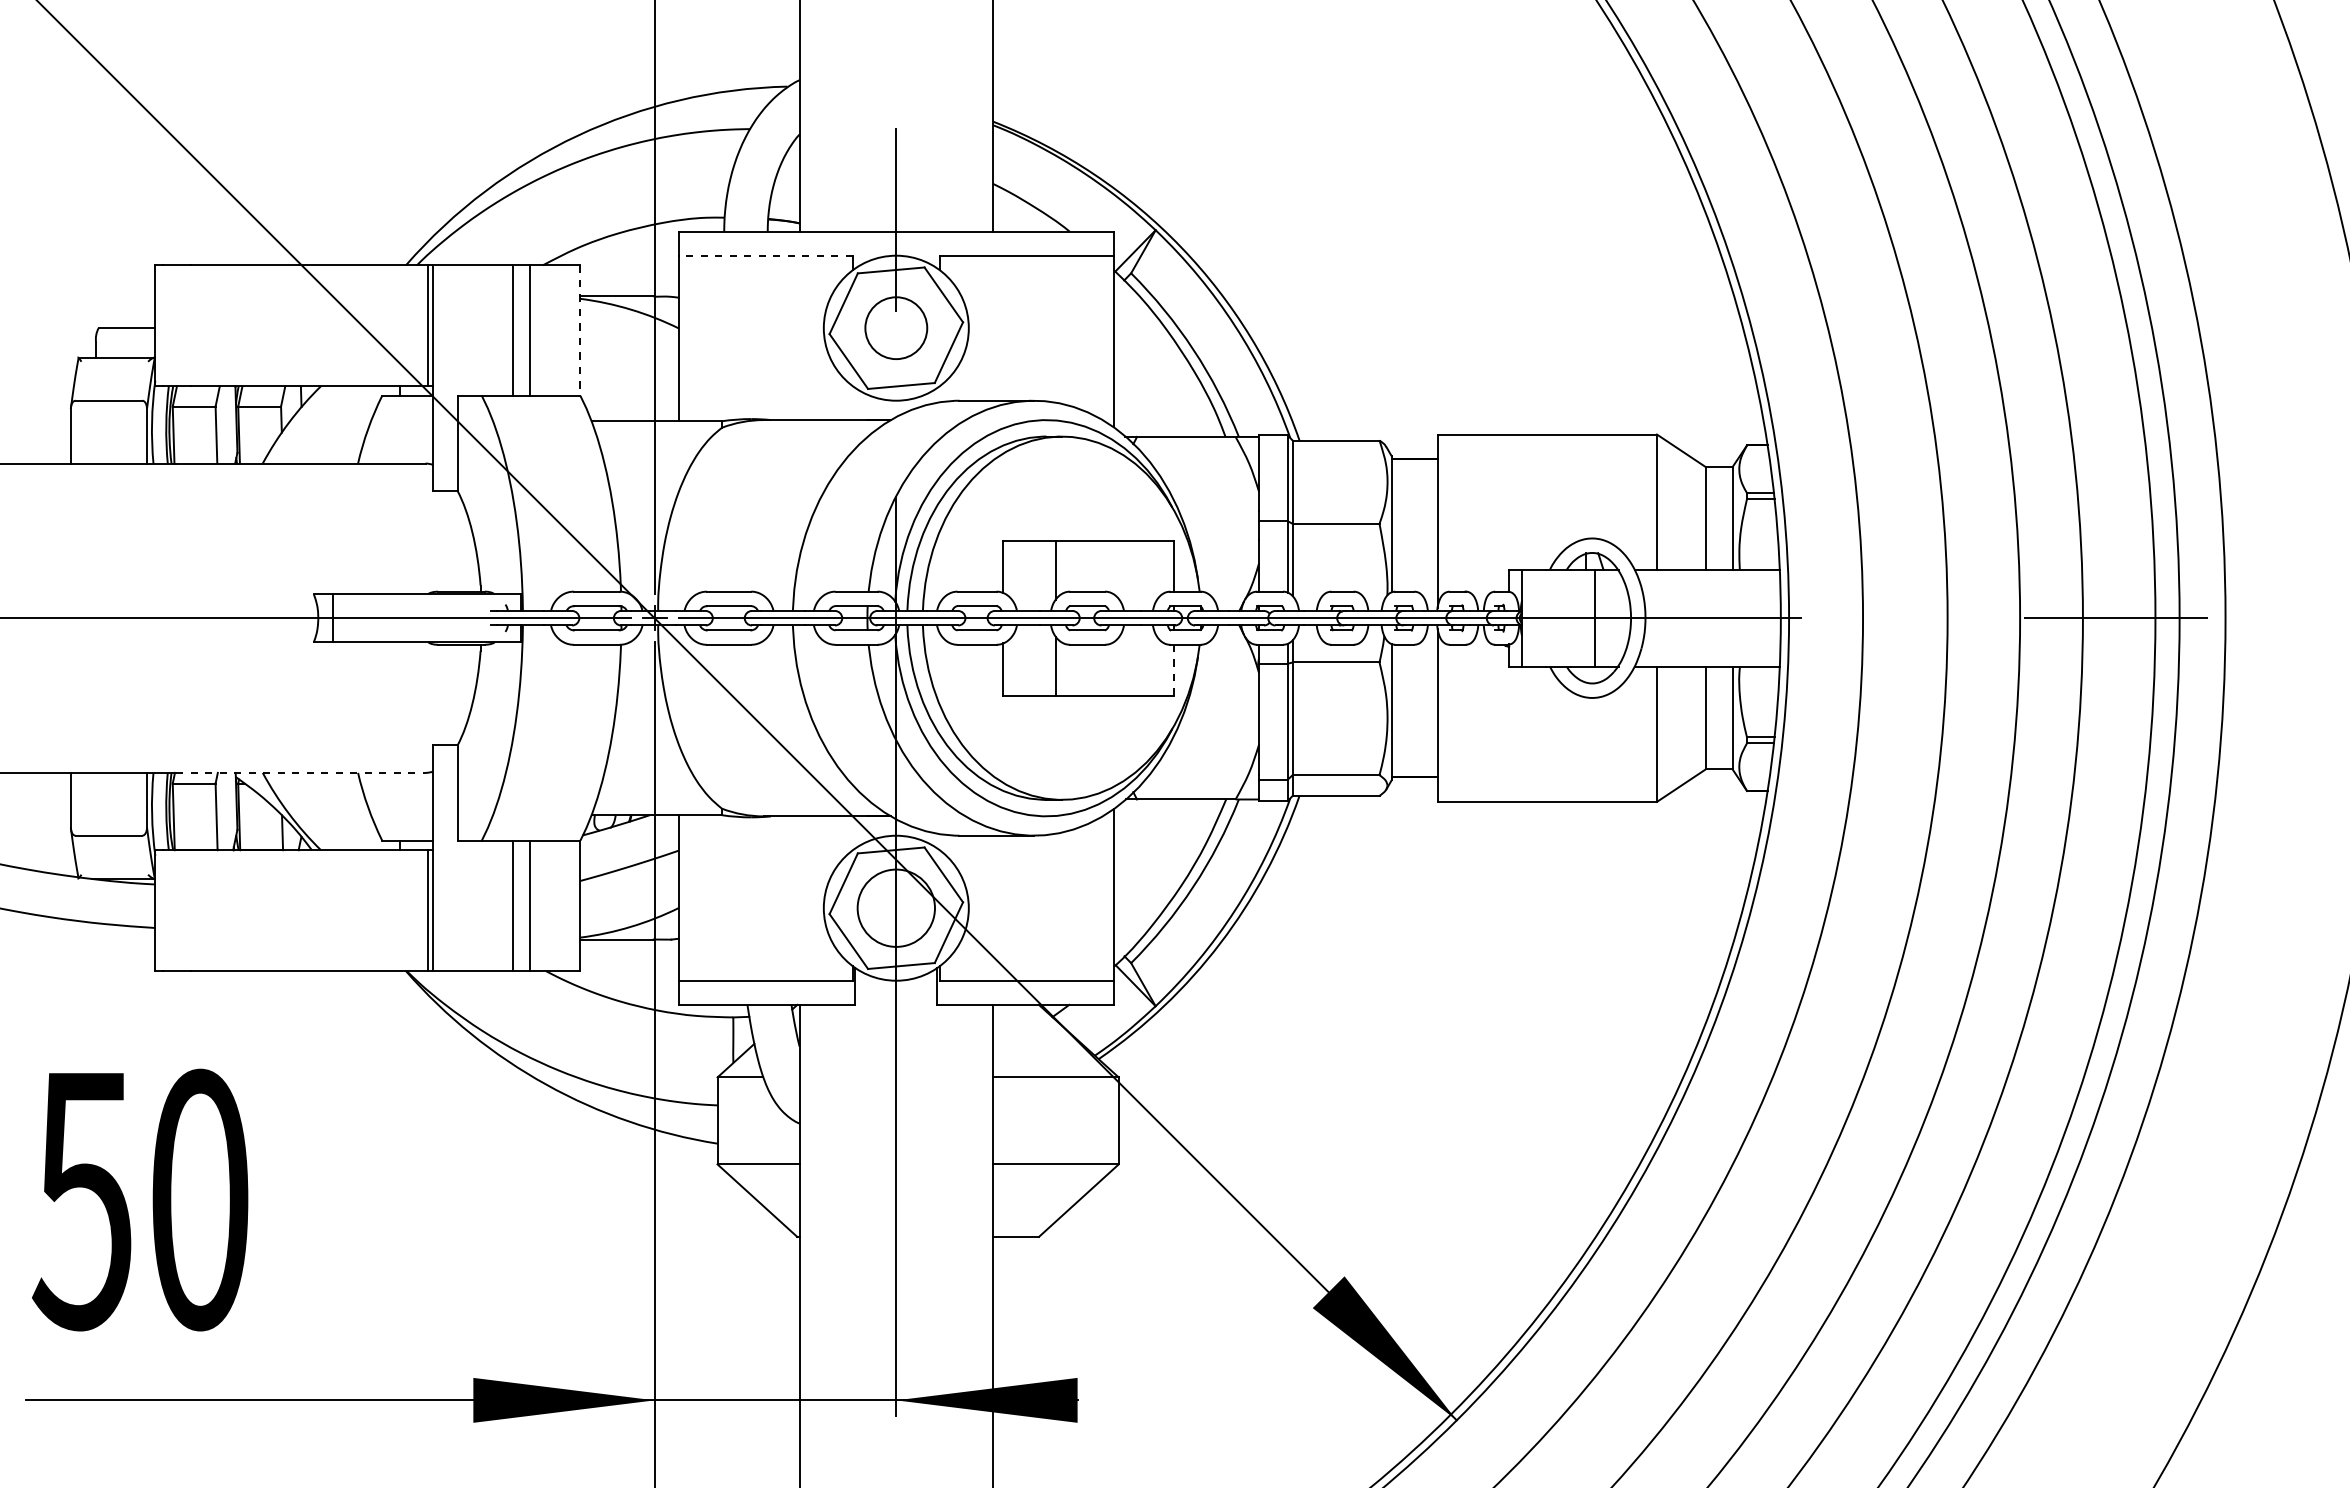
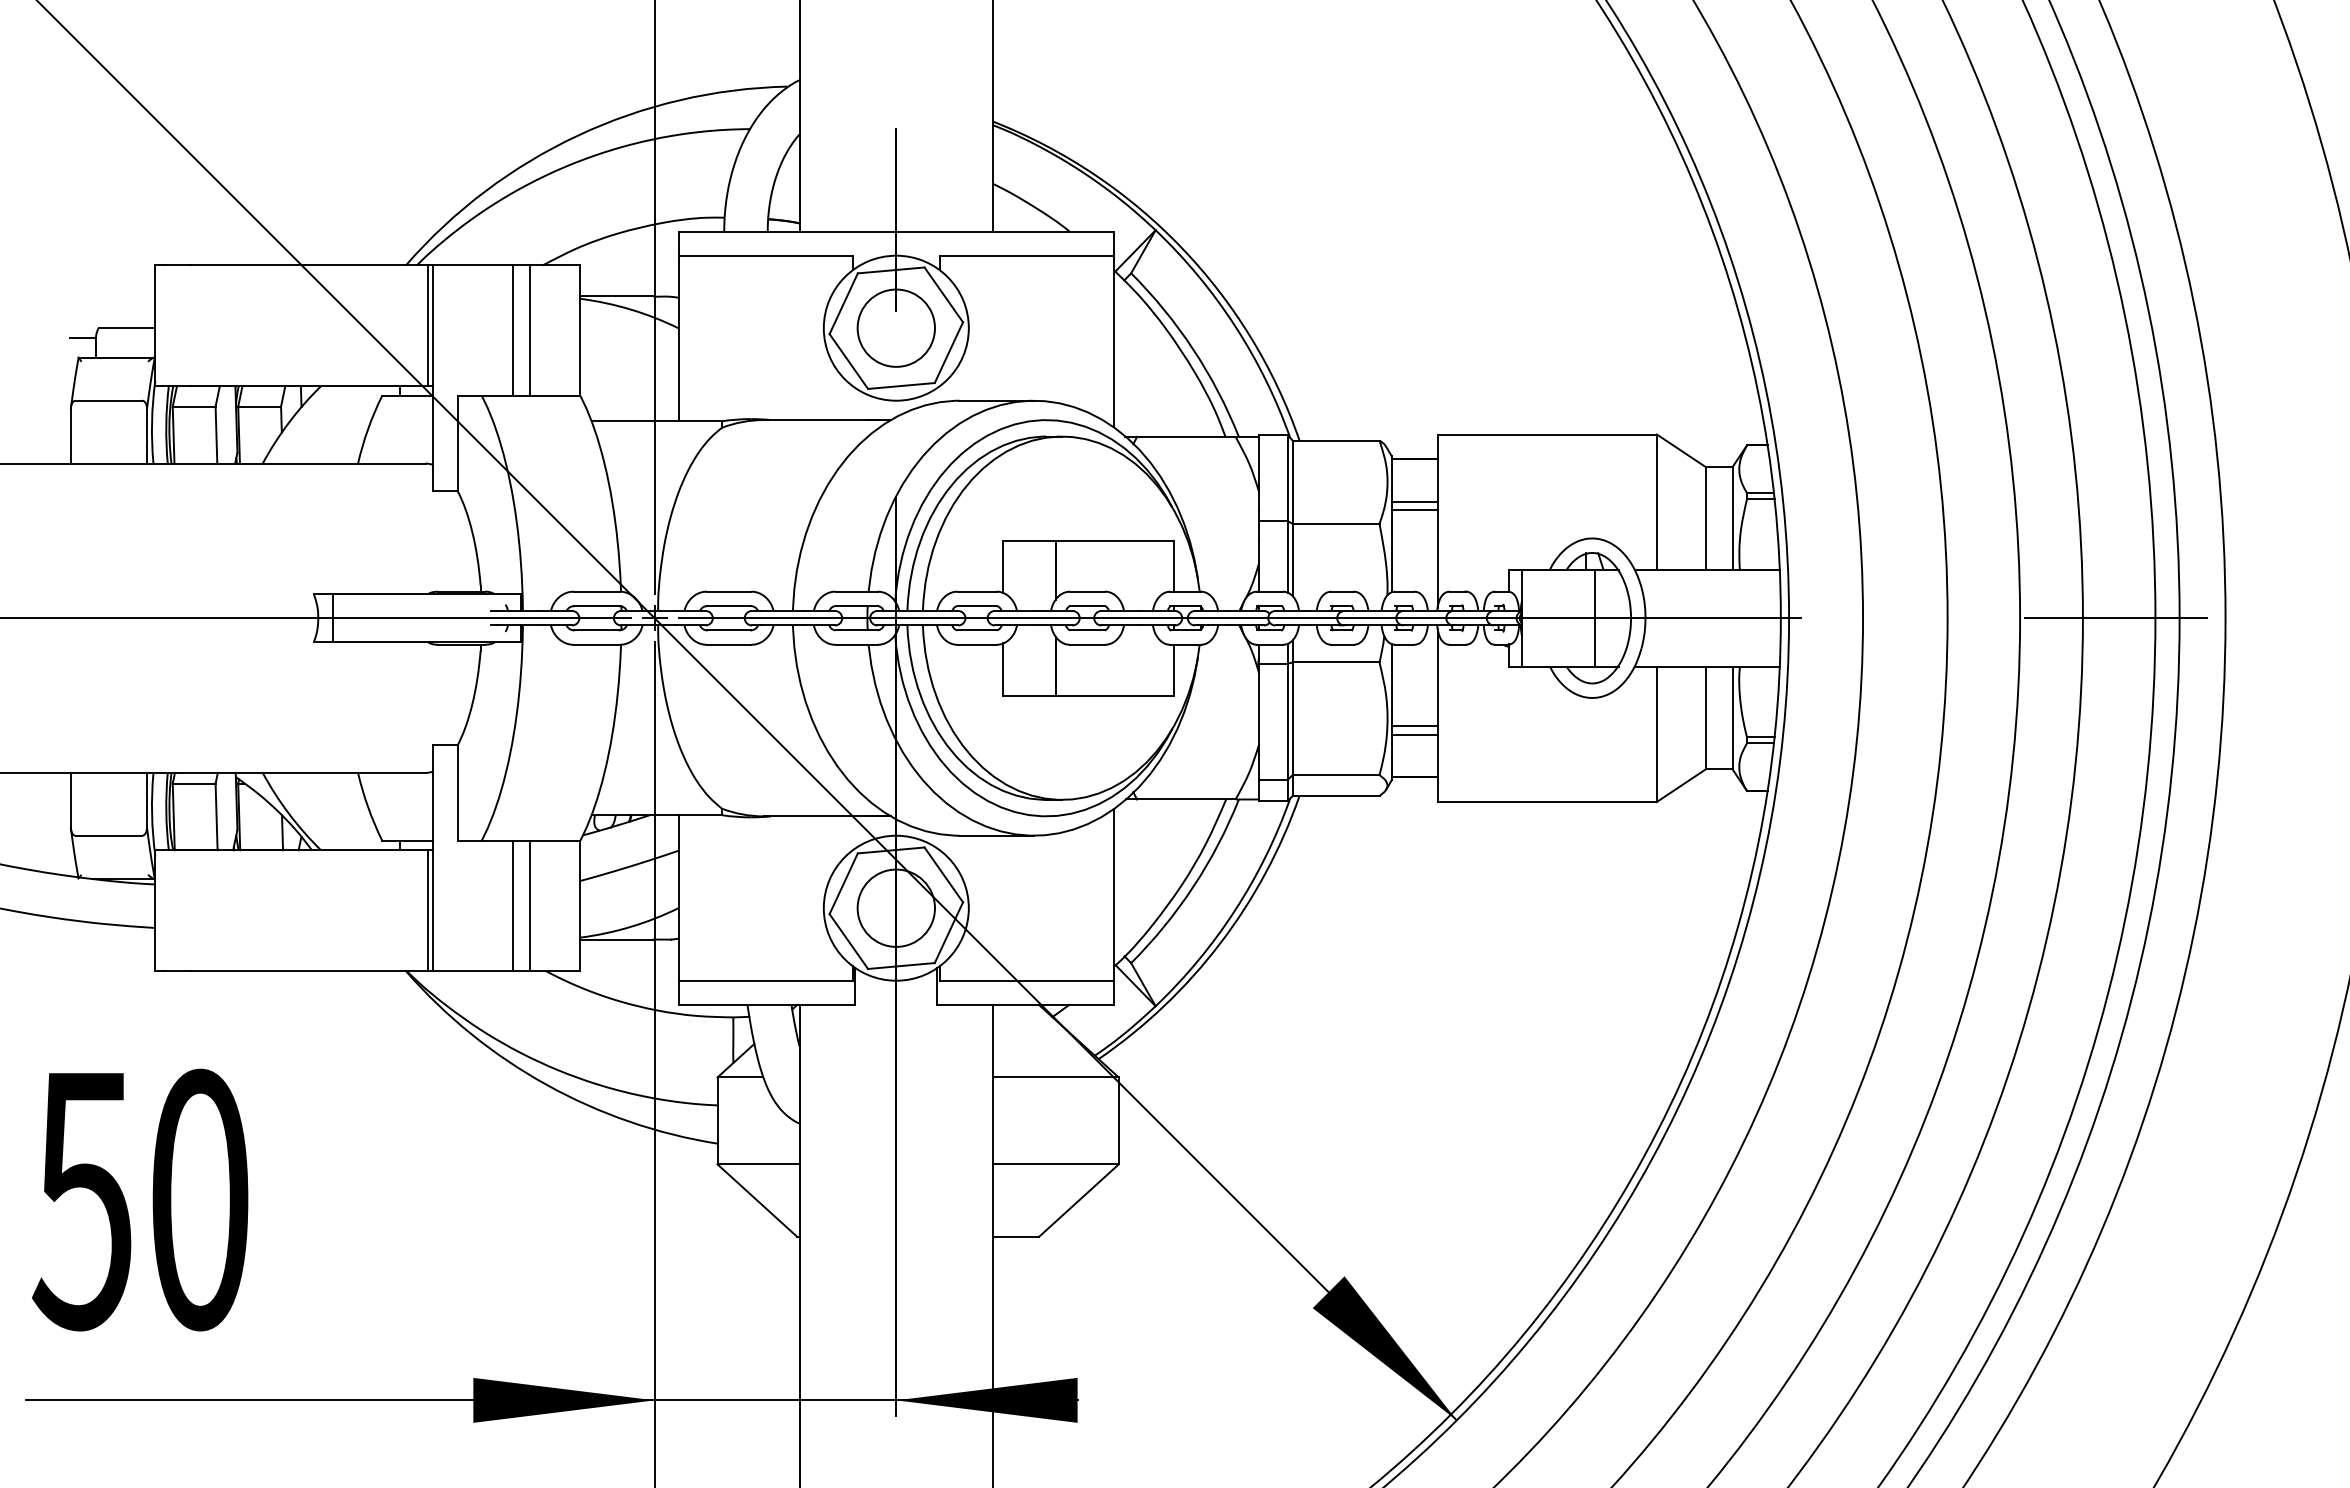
line: dashed -> solid (765, 255)
circle diameter: 62 px -> 77 px (895, 327)
line: dashed -> solid (580, 331)
line: none -> present (83, 337)
line: none -> present (1414, 501)
line: none -> present (1414, 510)
line: dashed -> solid (1174, 670)
line: none -> present (1414, 726)
line: none -> present (1414, 734)
line: dashed -> solid (300, 772)
